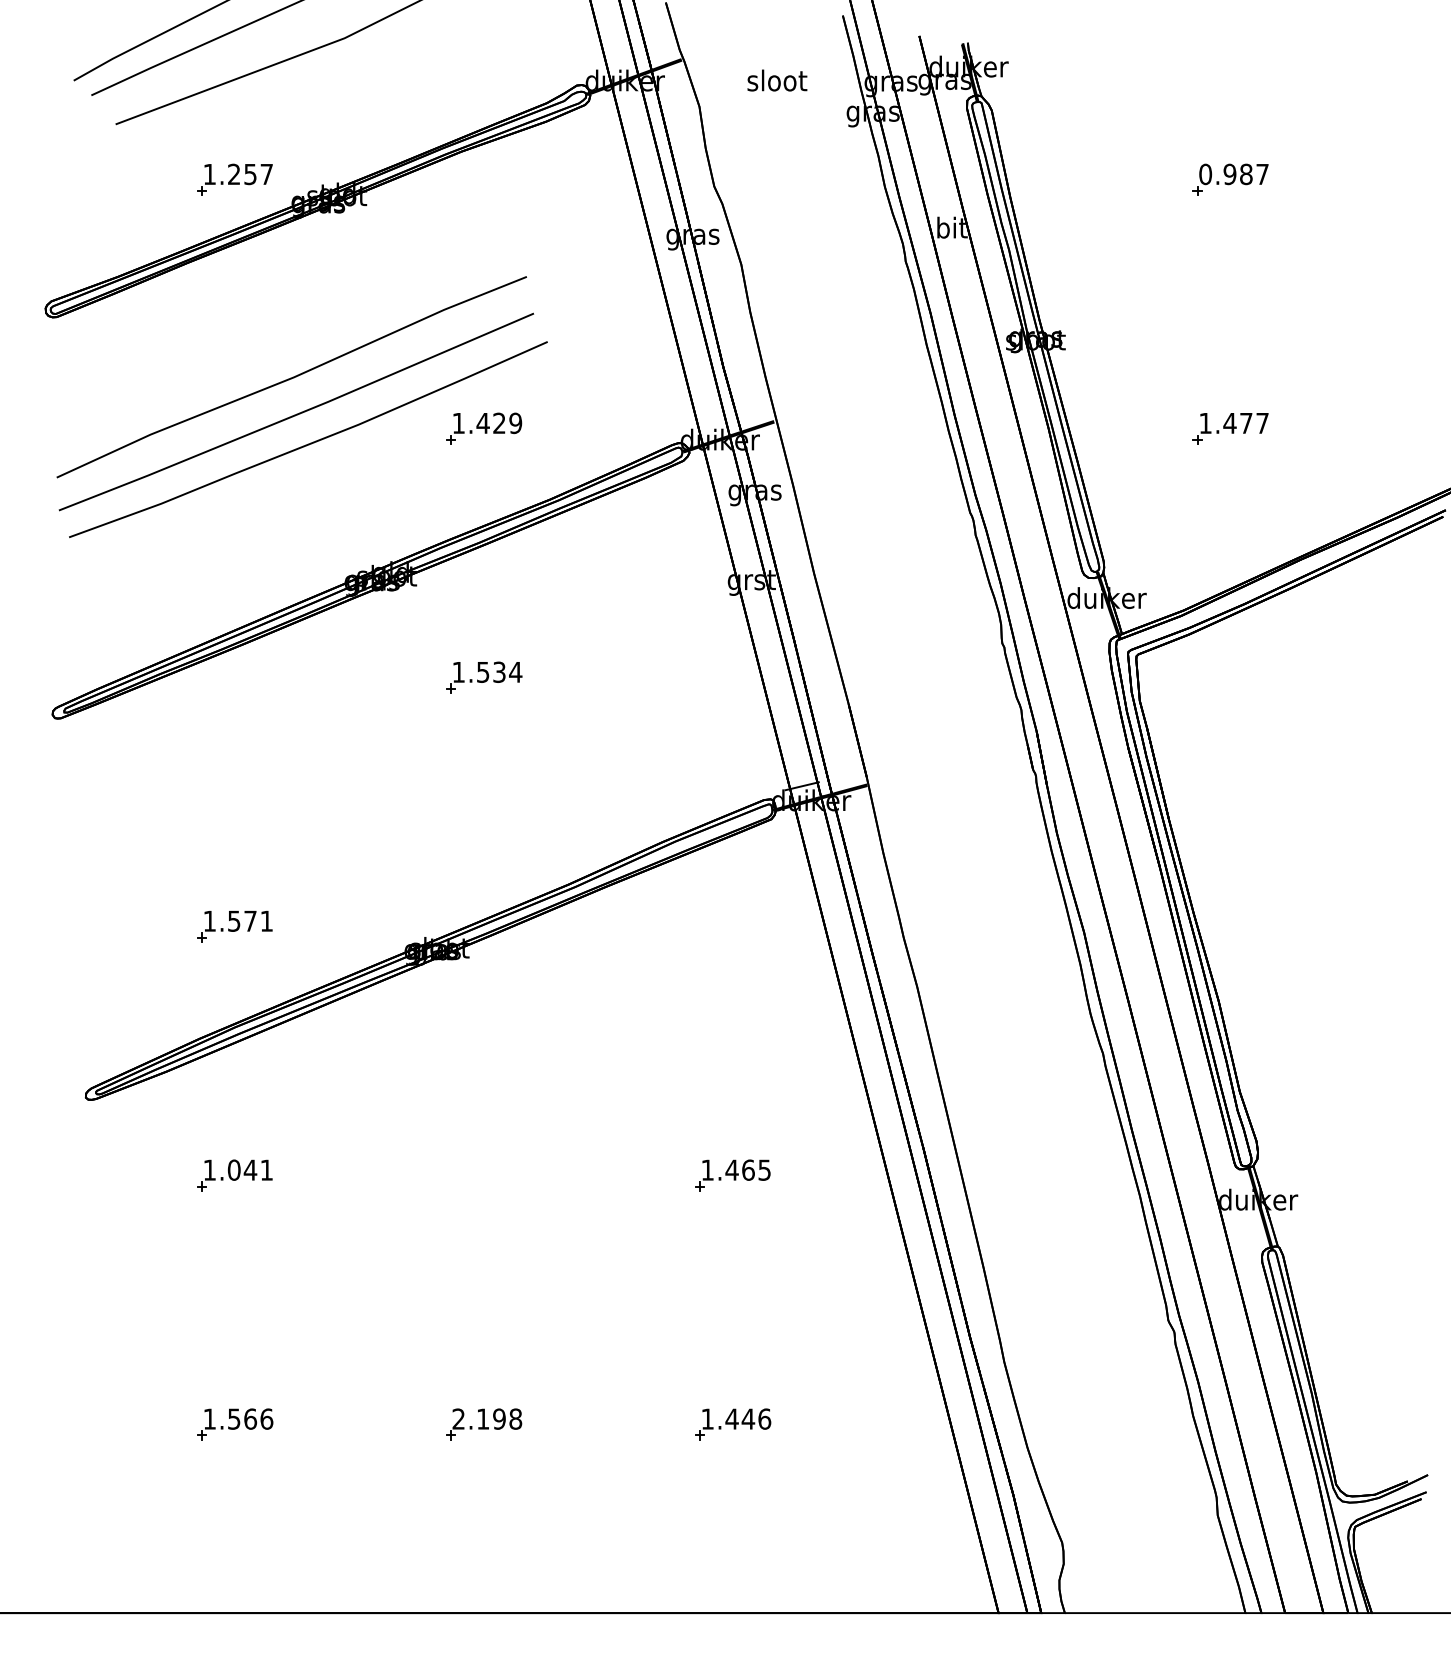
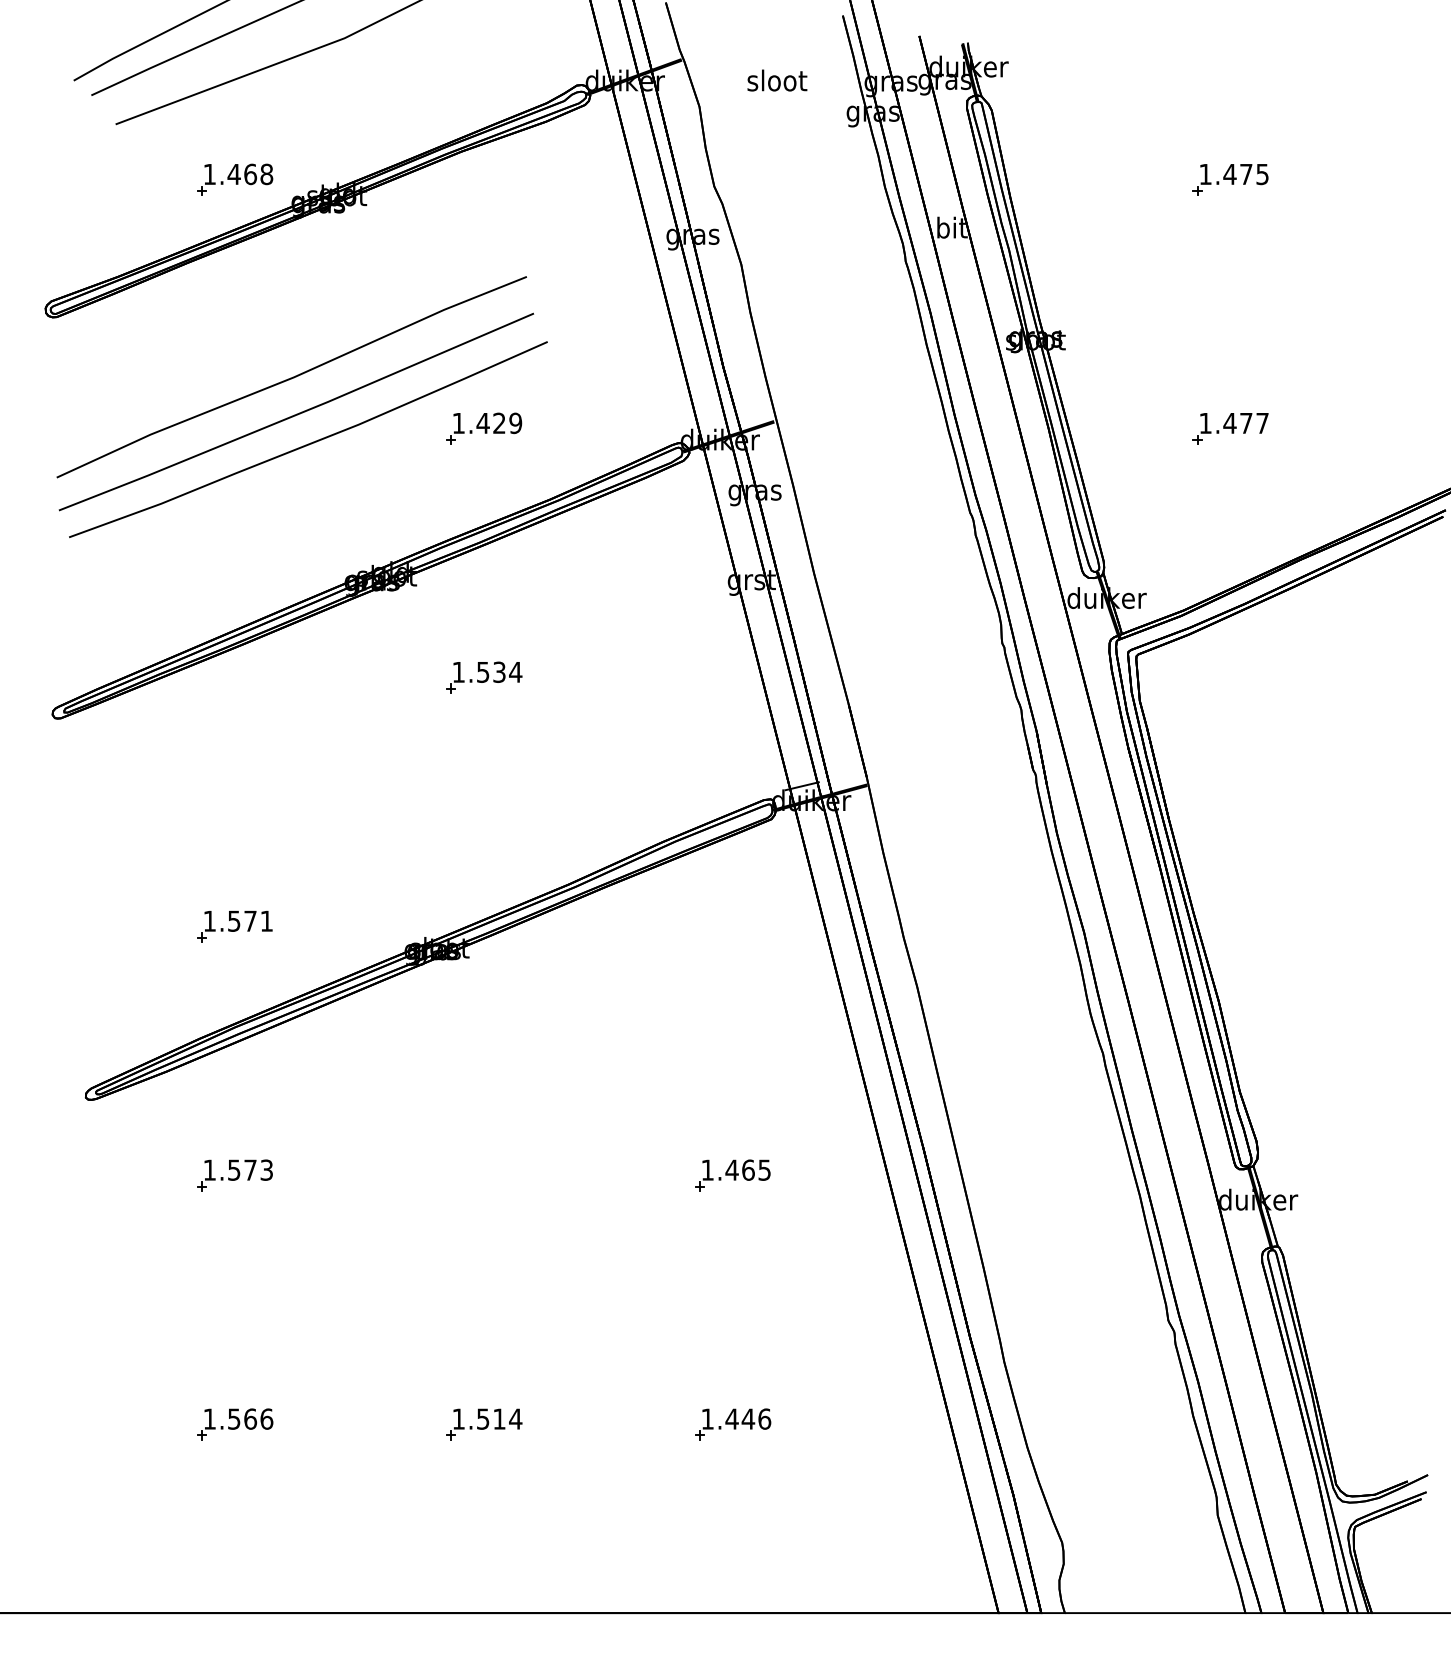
text: 1.257 -> 1.468 (250, 174)
text: 0.987 -> 1.475 (1233, 174)
text: 1.041 -> 1.573 (249, 1169)
text: 2.198 -> 1.514 (487, 1418)
